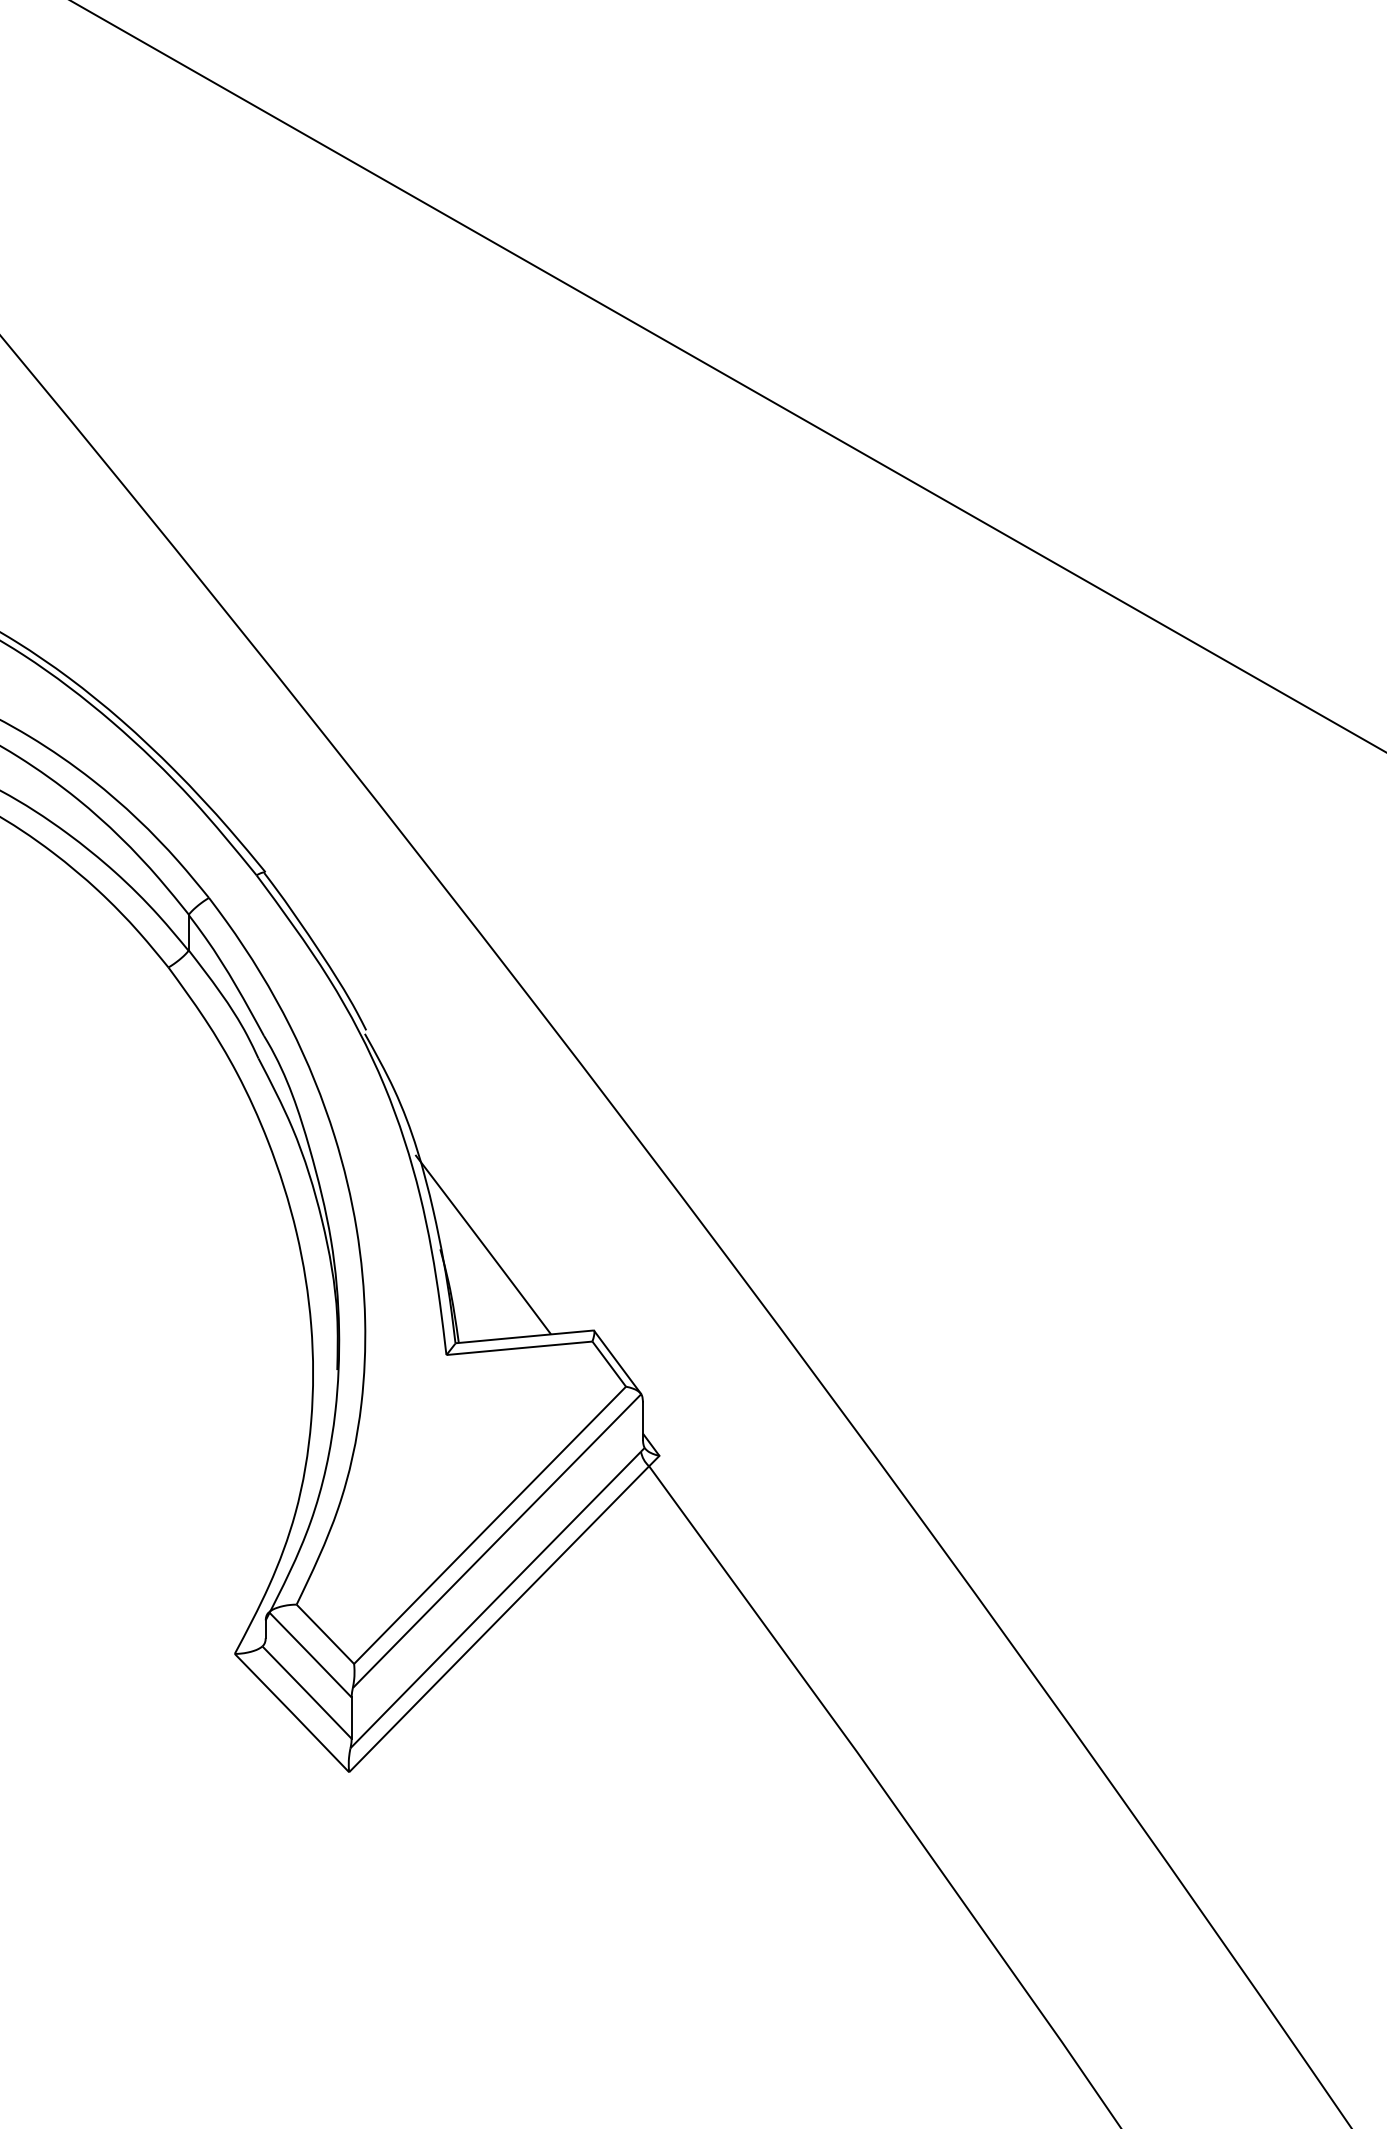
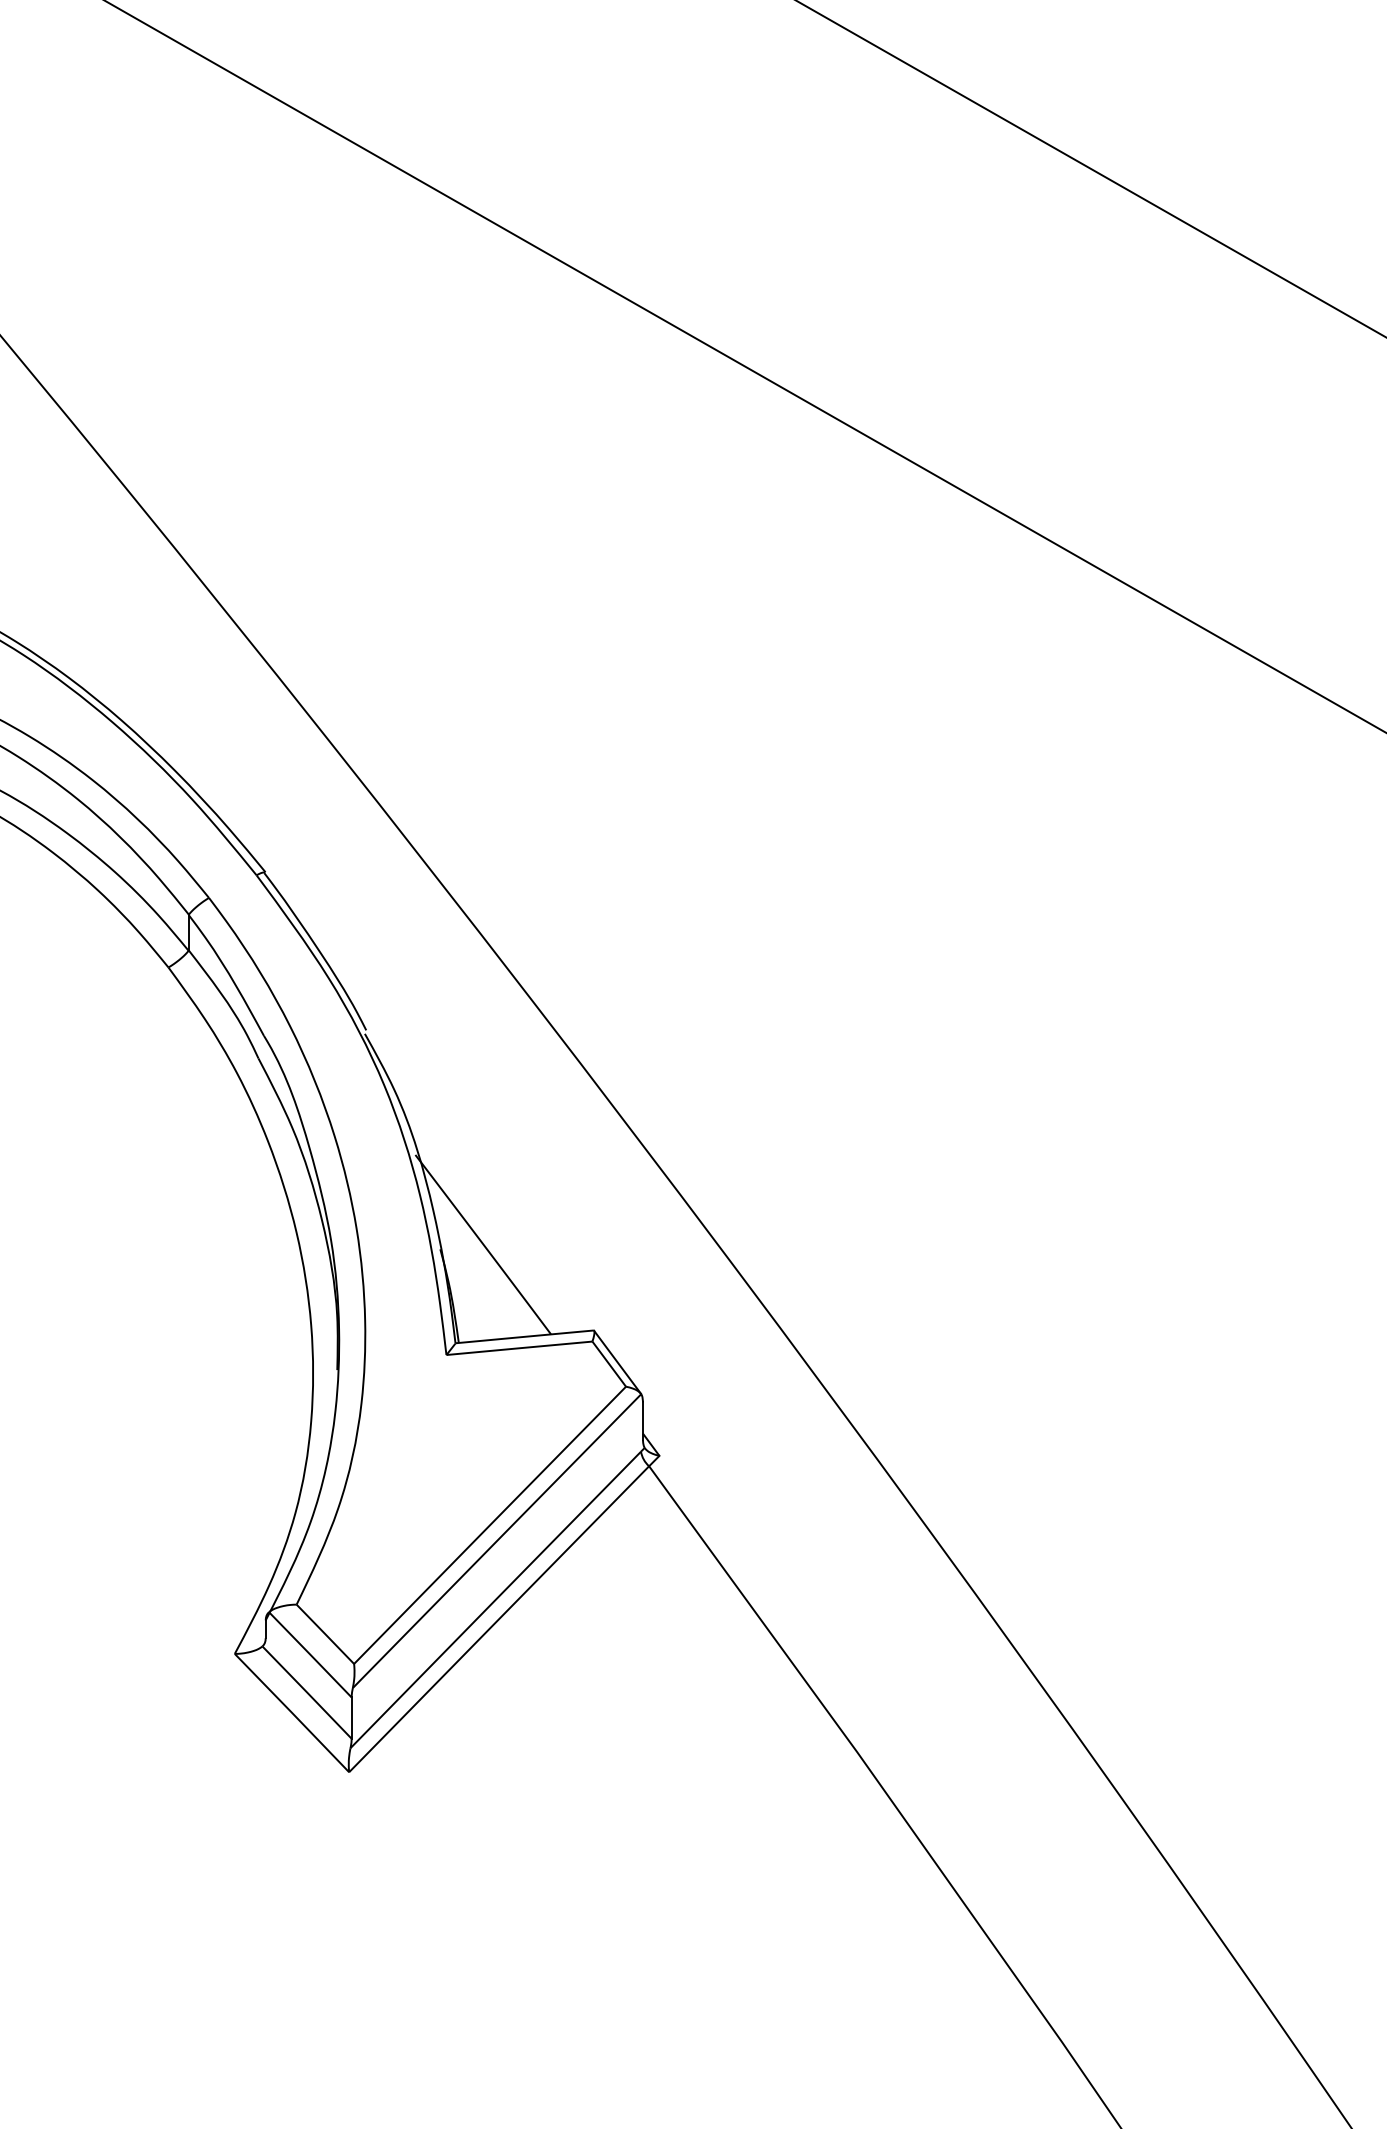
line: none -> present (1091, 169)
line position: (728, 376) -> (745, 366) (745, 366)
